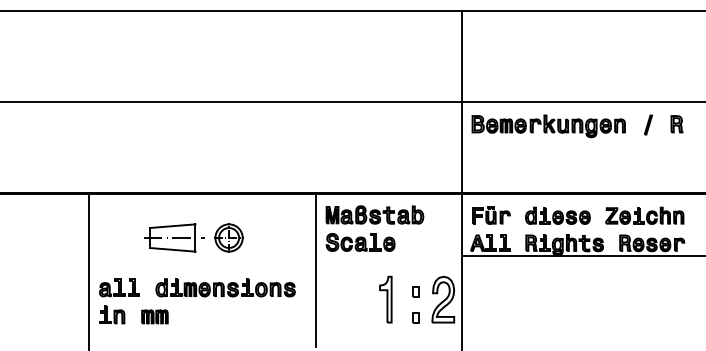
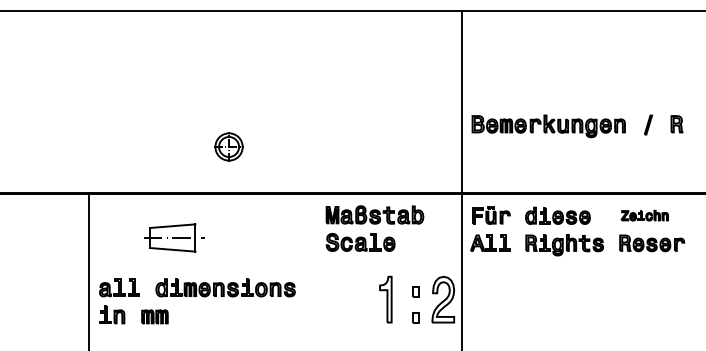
line: present -> none (352, 101)
part size: 80x19 px -> 49x13 px (644, 215)
part position: (228, 237) -> (228, 146) (228, 146)
line: present -> none (581, 256)
line: present -> none (316, 269)
